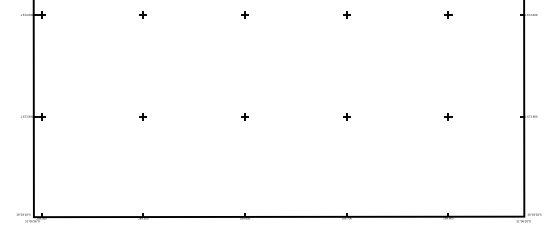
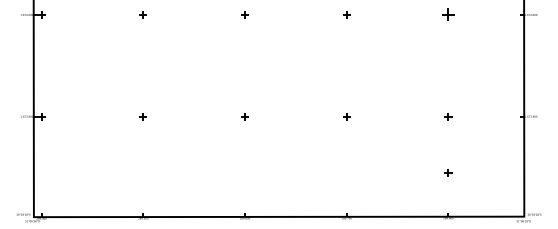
part size: 9x8 px -> 13x13 px (448, 14)
part: none -> present (448, 172)
